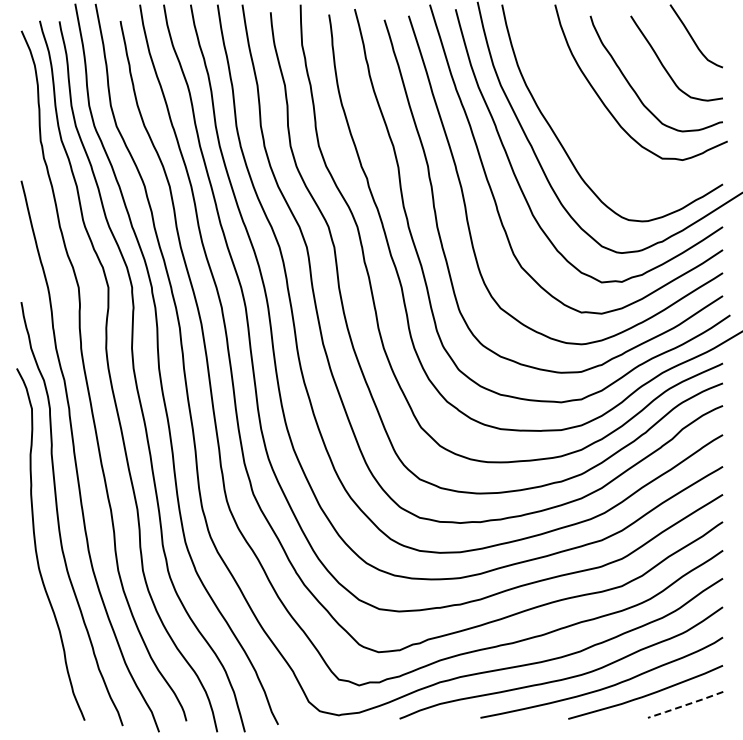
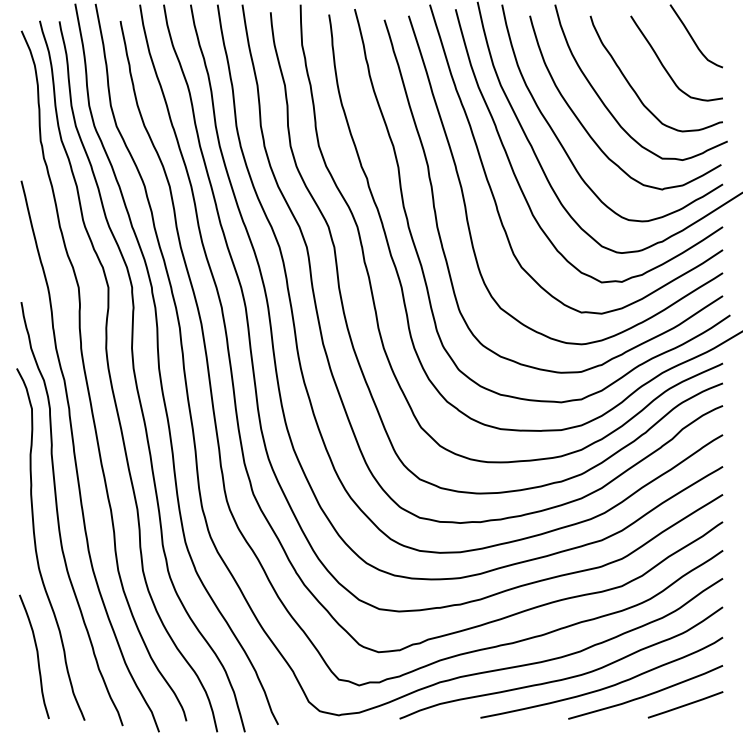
curve: none -> present (587, 130)
curve: none -> present (36, 654)
line: dashed -> solid (685, 705)
